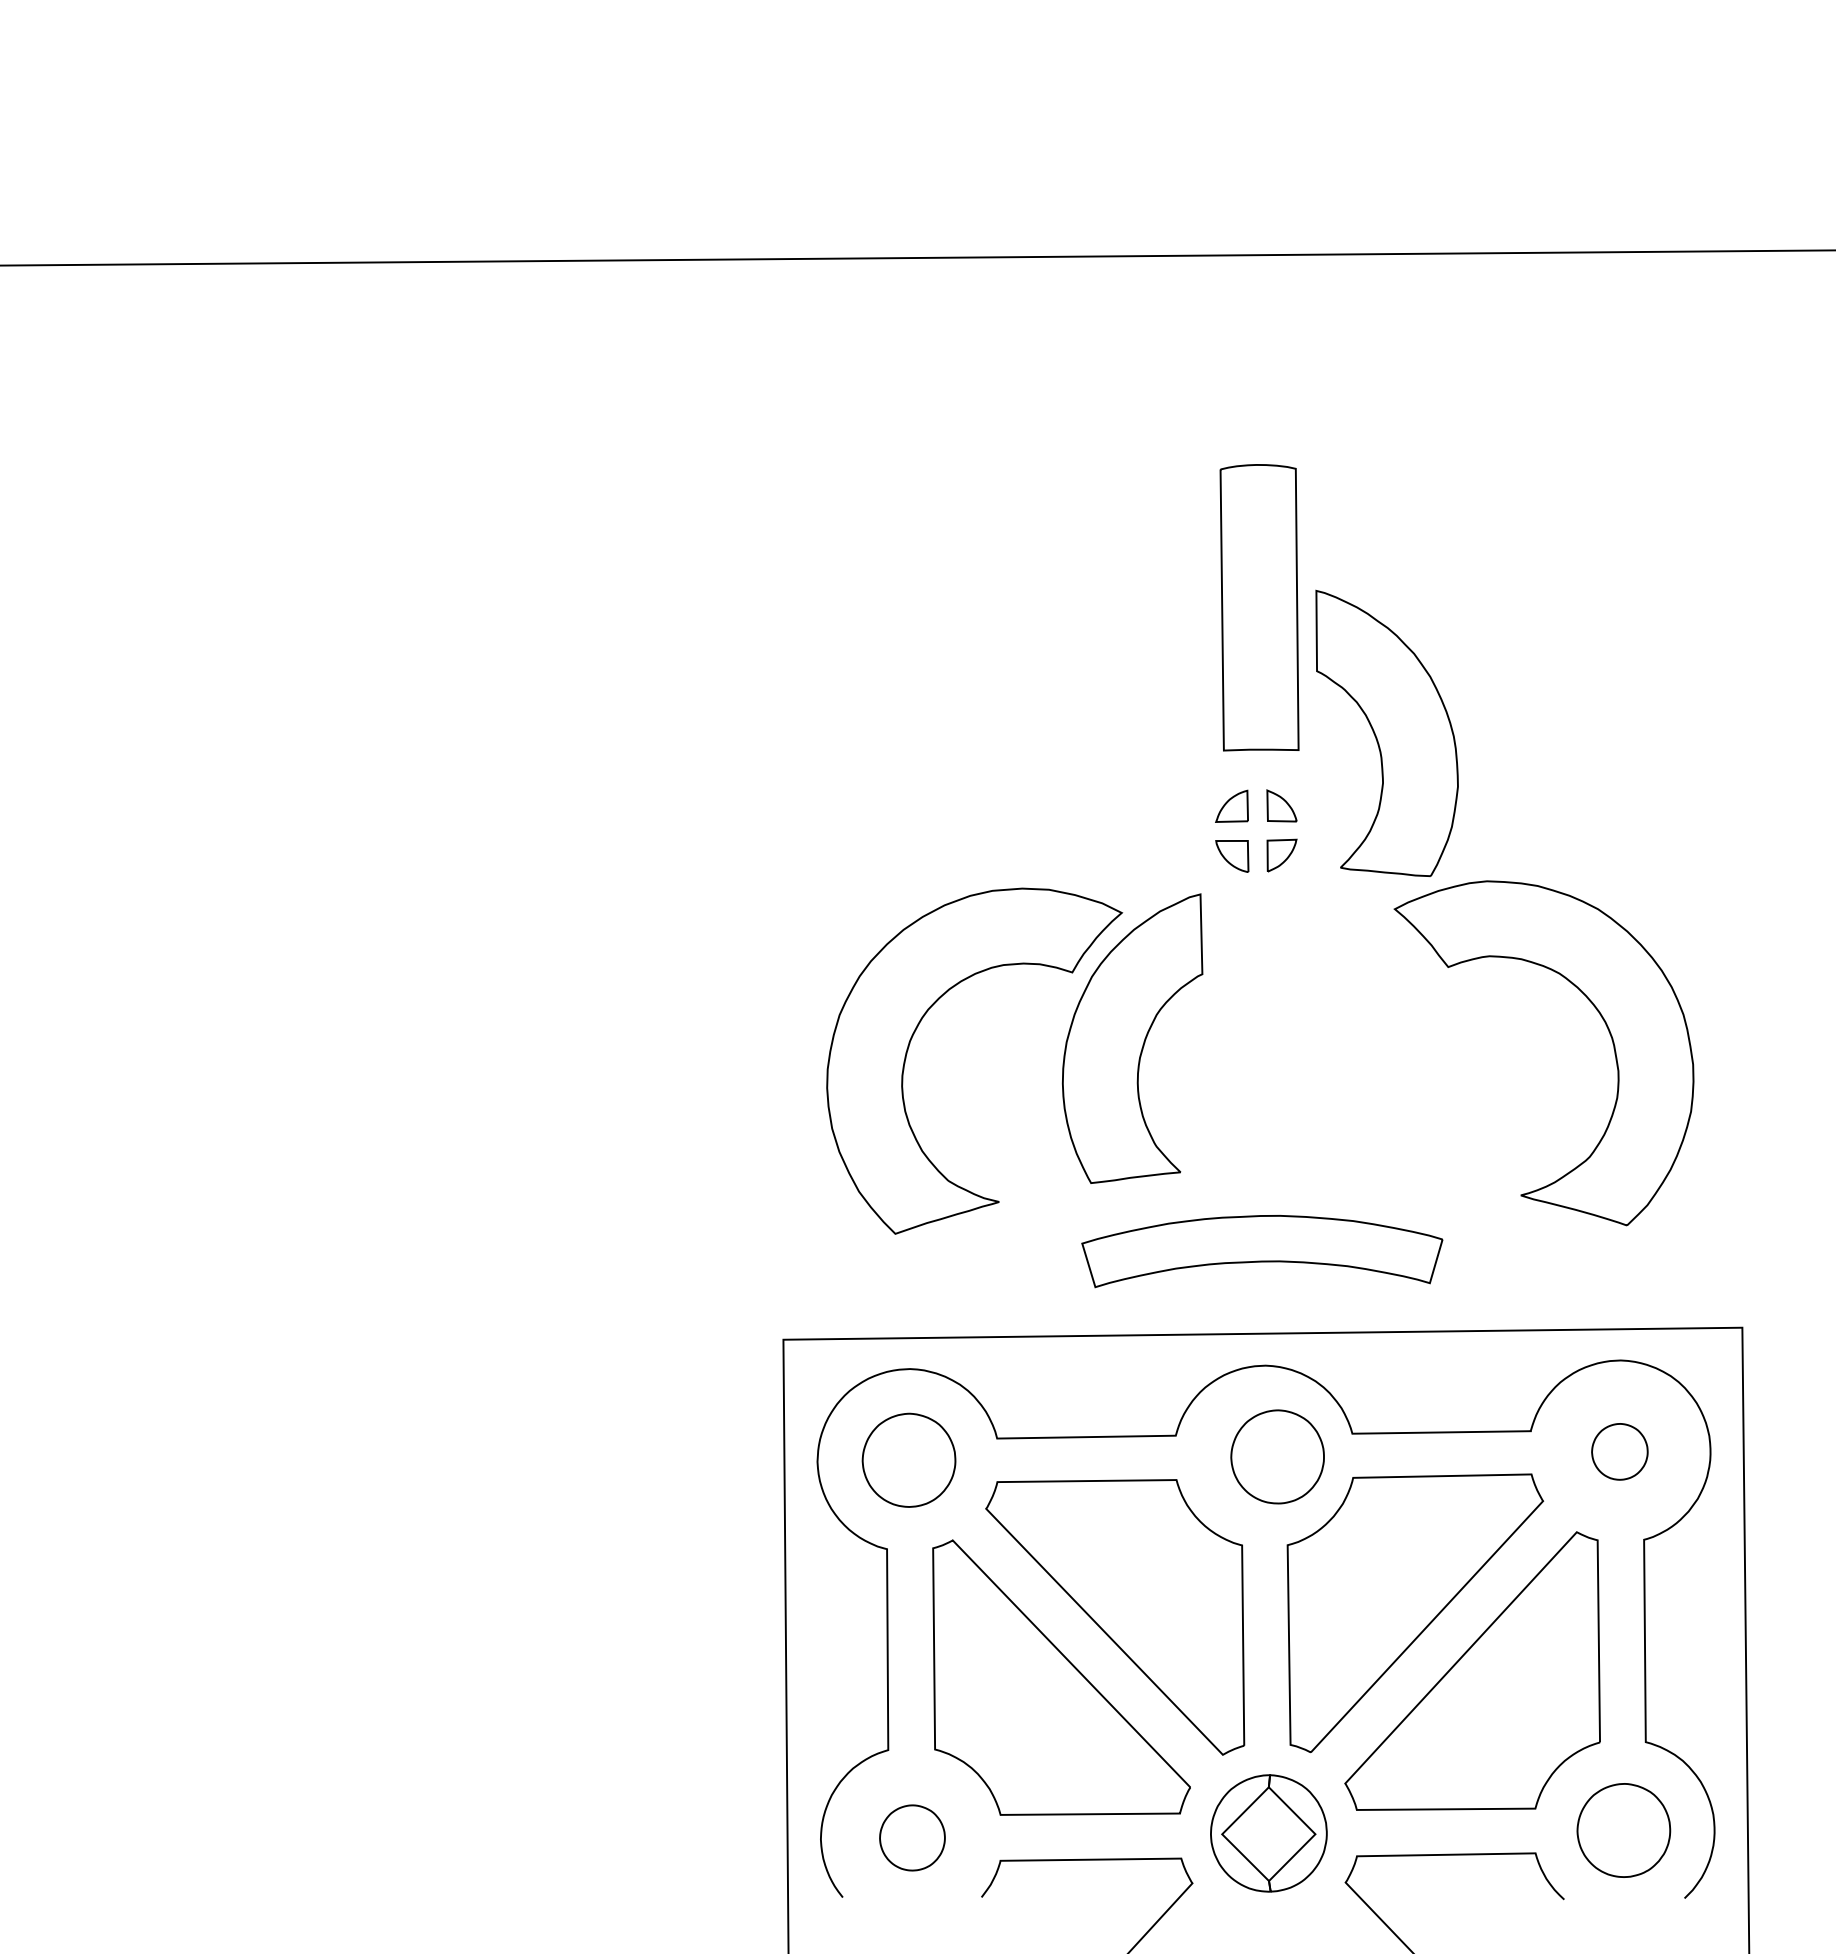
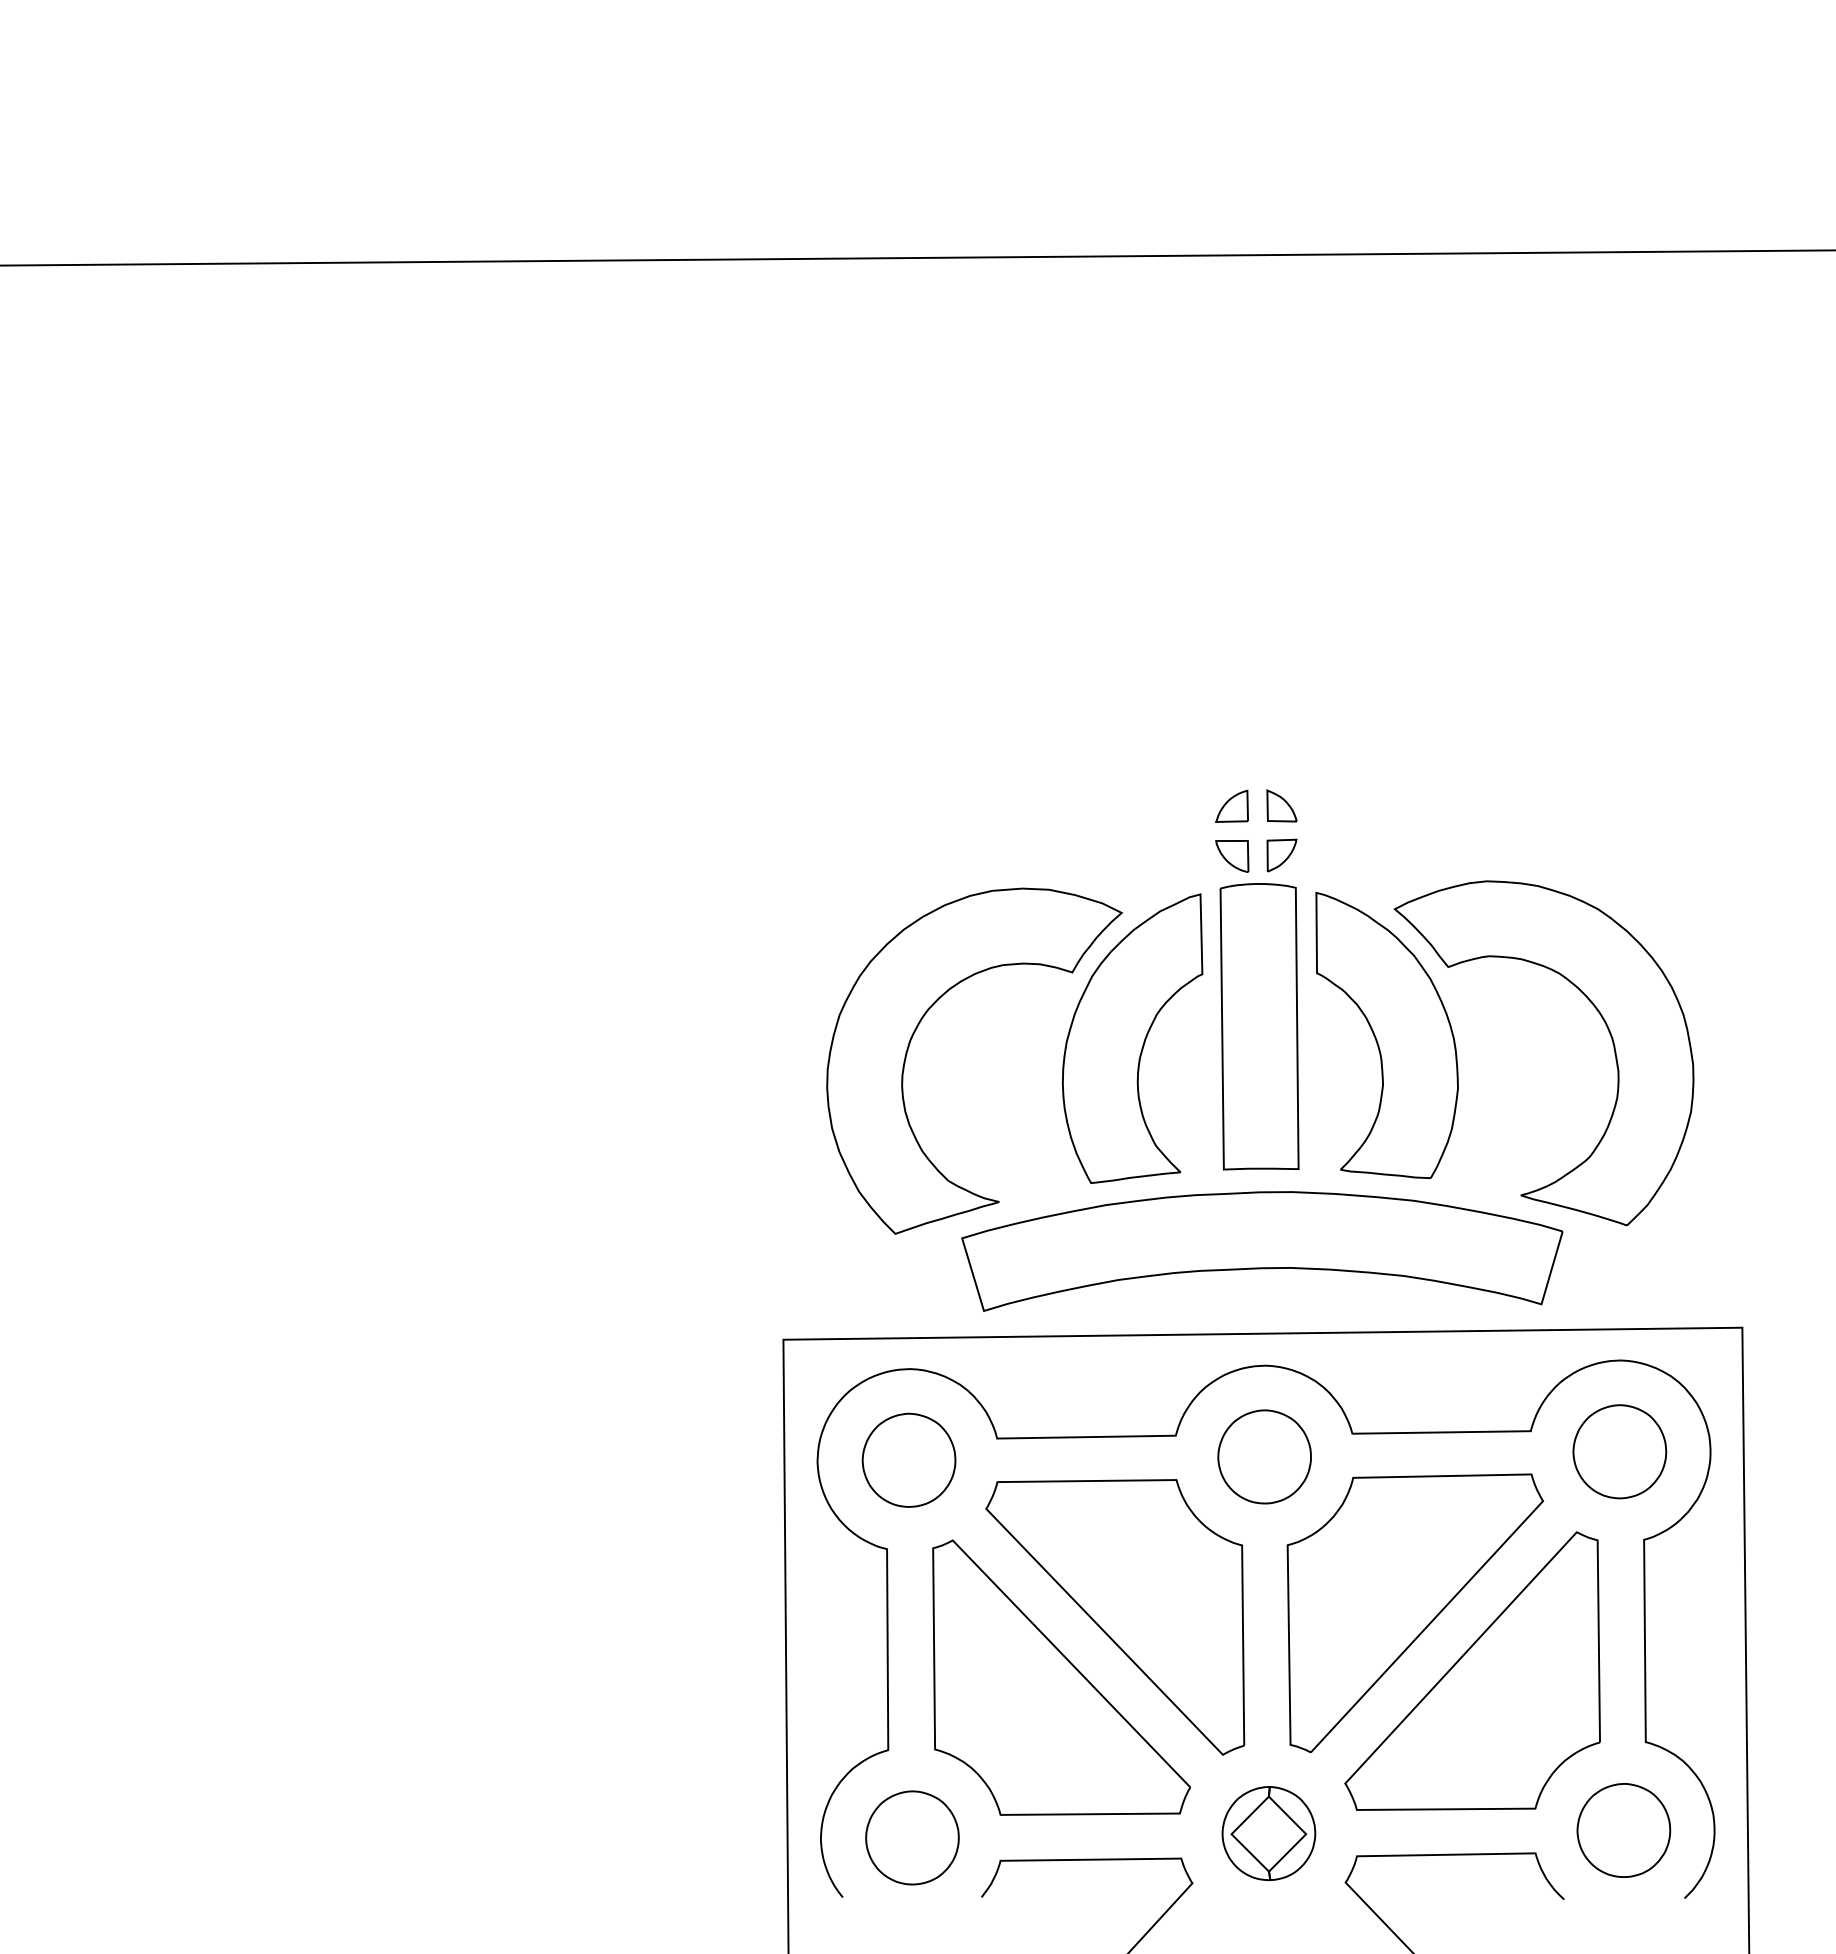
part position: (1259, 607) -> (1259, 1026) (1259, 1026)
part position: (1386, 732) -> (1386, 1034) (1386, 1034)
part size: 363x74 px -> 603x121 px (1262, 1251)
part size: 58x58 px -> 96x96 px (1619, 1451)
part position: (1277, 1456) -> (1264, 1456) (1264, 1456)
part size: 118x119 px -> 96x96 px (1268, 1833)
part size: 67x68 px -> 95x96 px (912, 1837)
